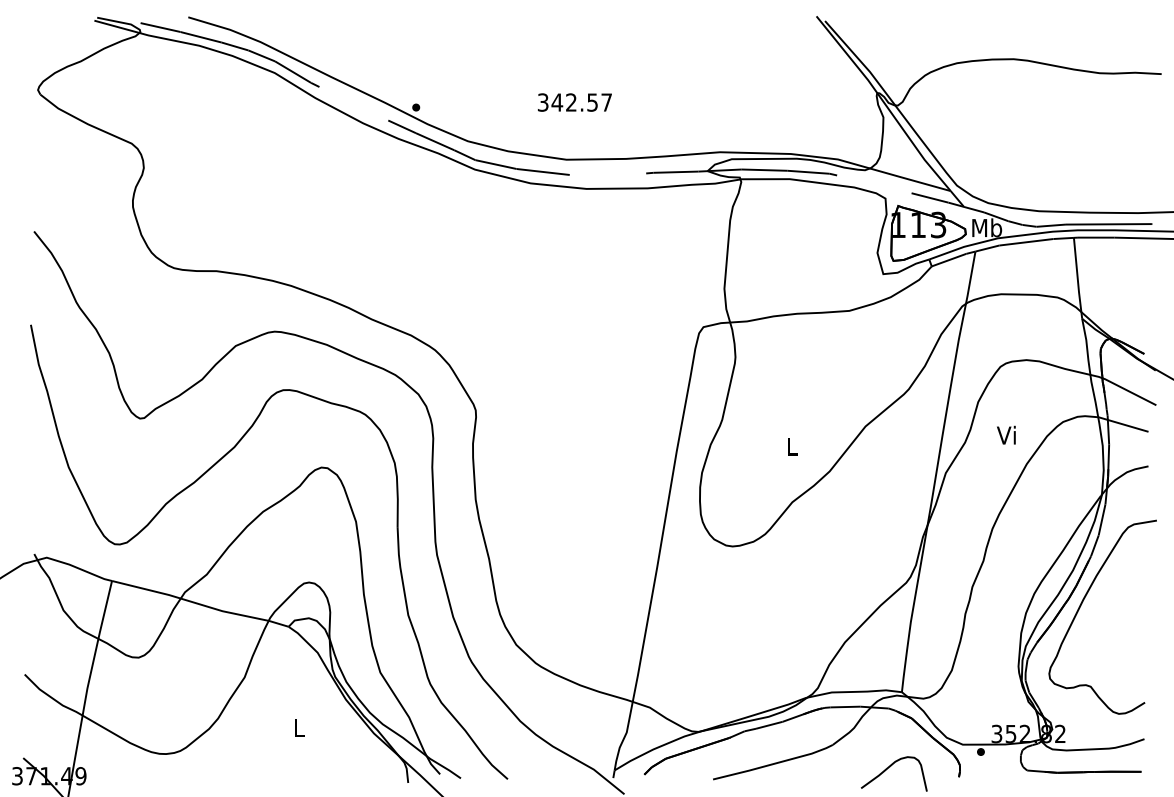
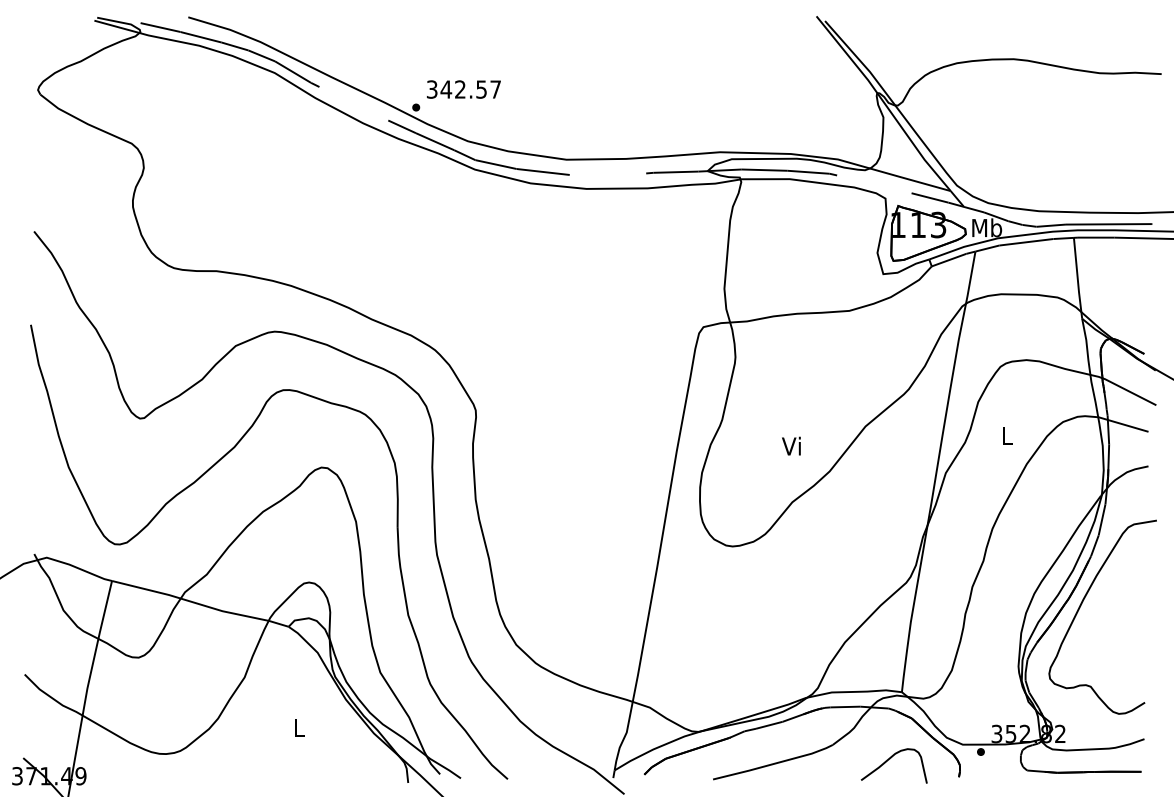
text position: (574, 102) -> (463, 89) (463, 89)
text: Vi -> L (1006, 434)
text: L -> Vi (791, 445)
curve position: (890, 767) -> (890, 759) (890, 759)
